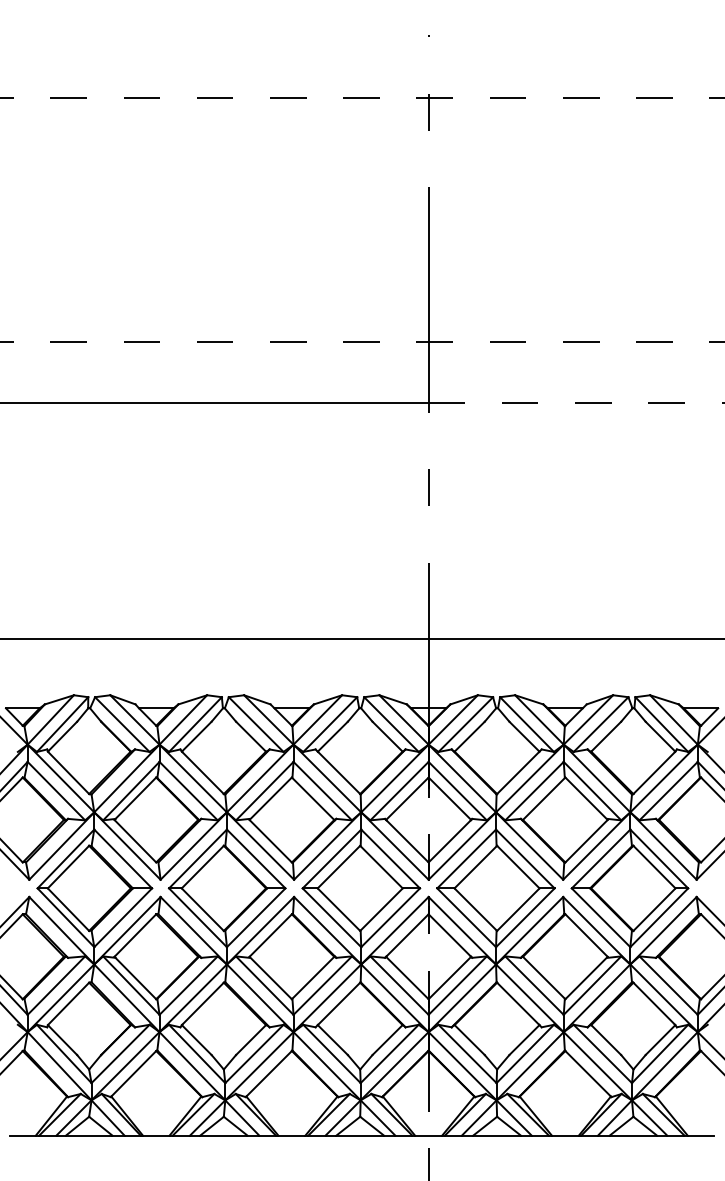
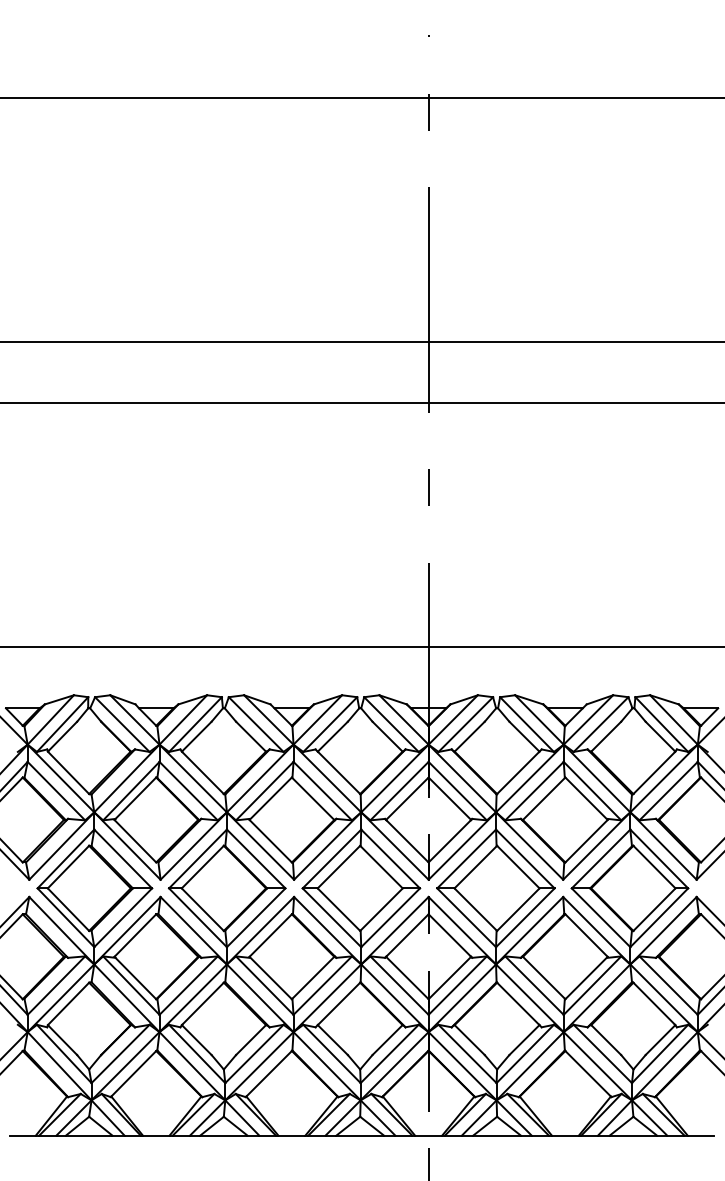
line: dashed -> solid (362, 98)
line: dashed -> solid (362, 342)
line: dashed -> solid (576, 403)
line position: (361, 639) -> (361, 647) (361, 647)
